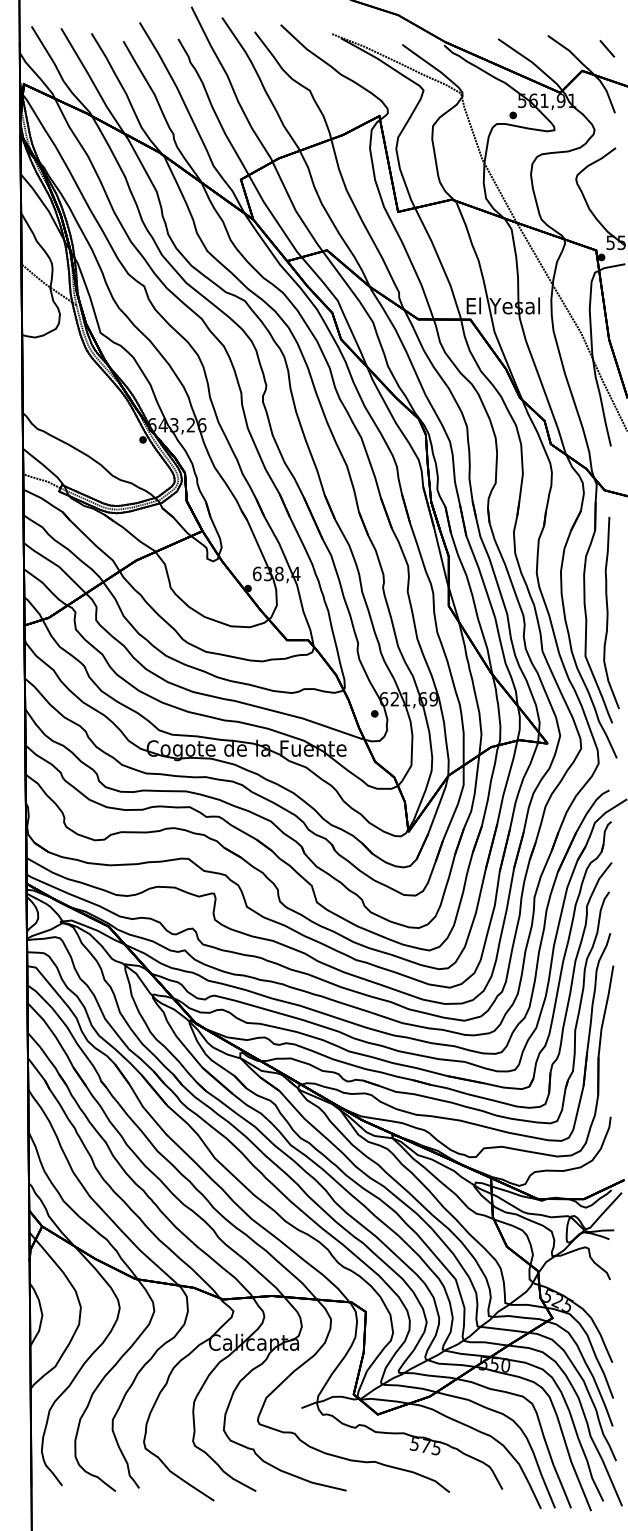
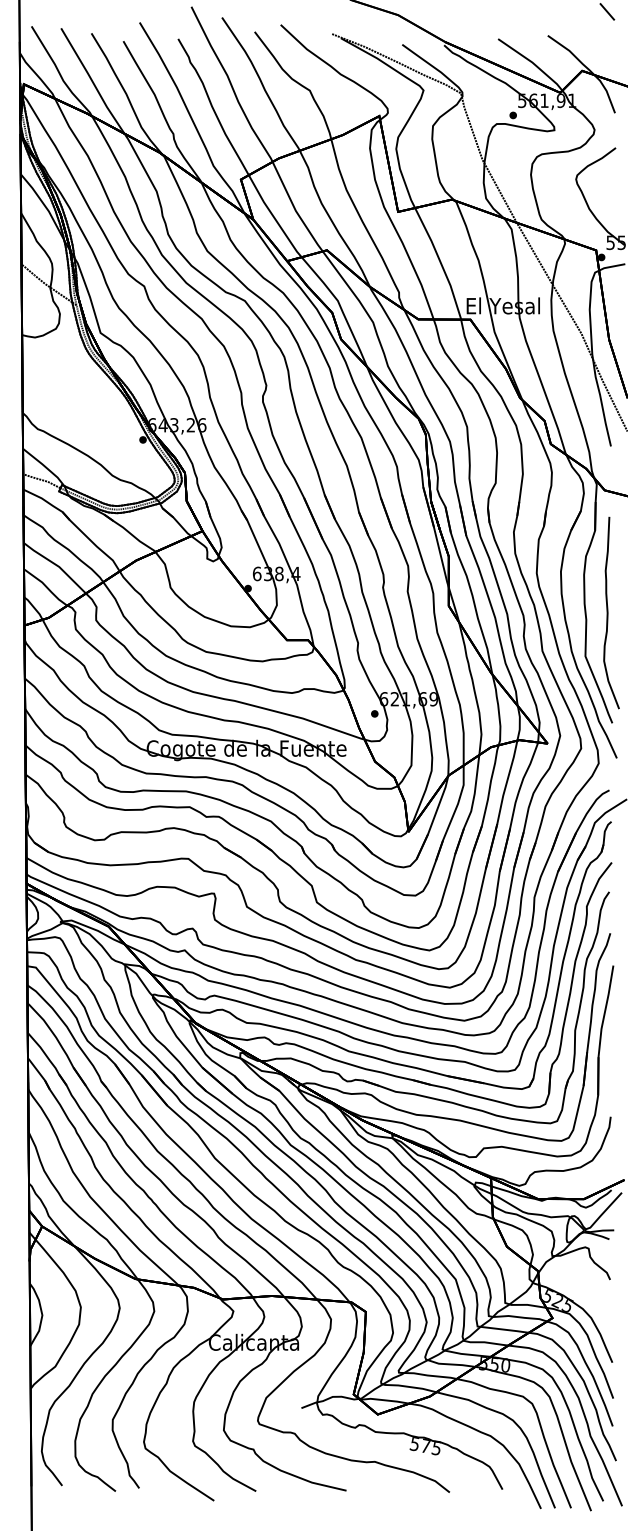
line position: (607, 48) -> (607, 11) (607, 11)
